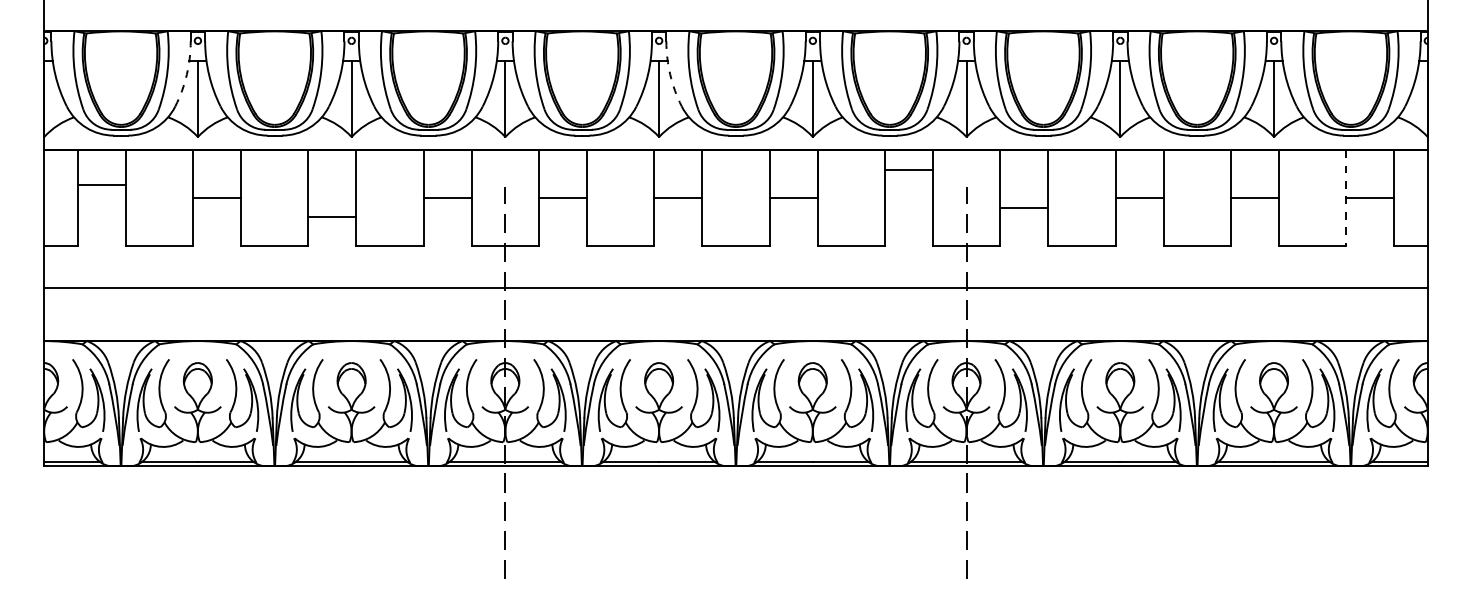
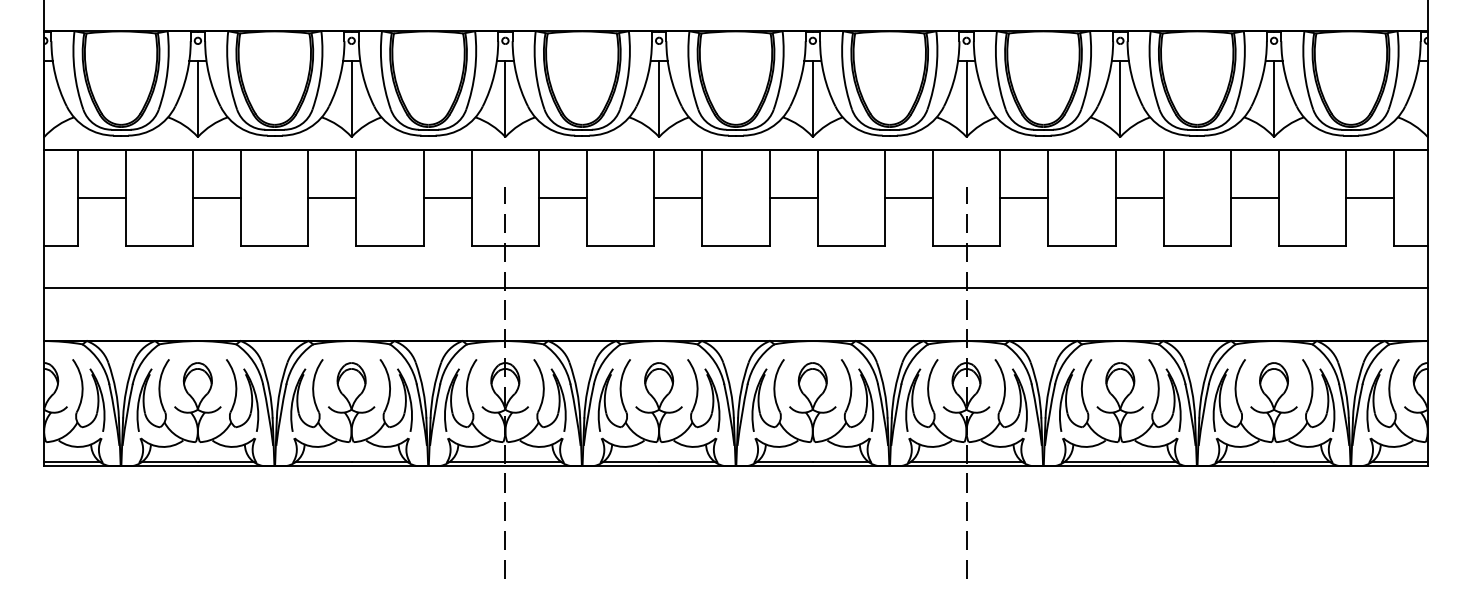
arc: dashed -> solid (186, 74)
arc: dashed -> solid (670, 74)
line position: (908, 170) -> (908, 198) (908, 198)
line position: (101, 185) -> (101, 198) (101, 198)
line: dashed -> solid (1346, 198)
line position: (1024, 208) -> (1024, 198) (1024, 198)
line position: (332, 217) -> (332, 198) (332, 198)
